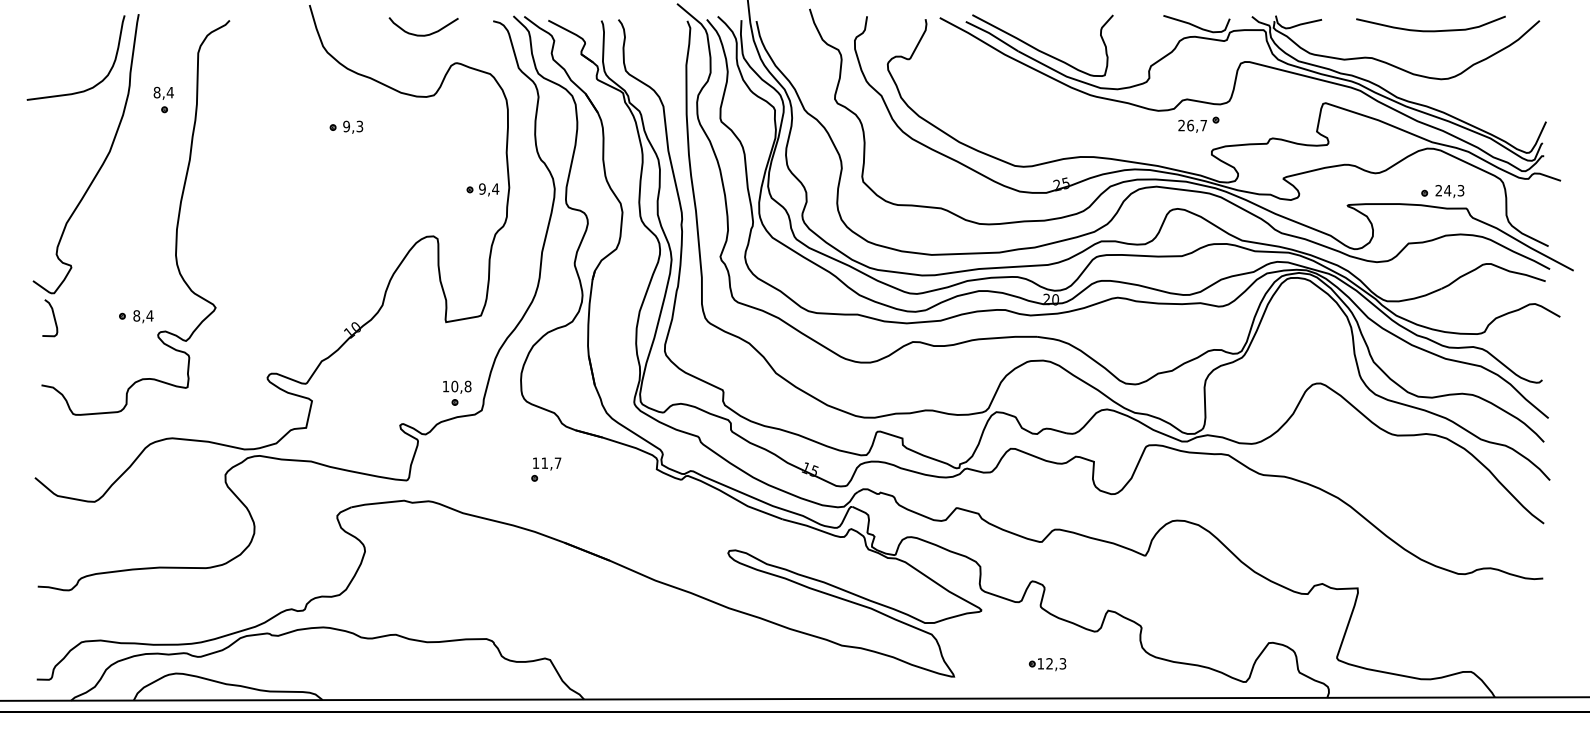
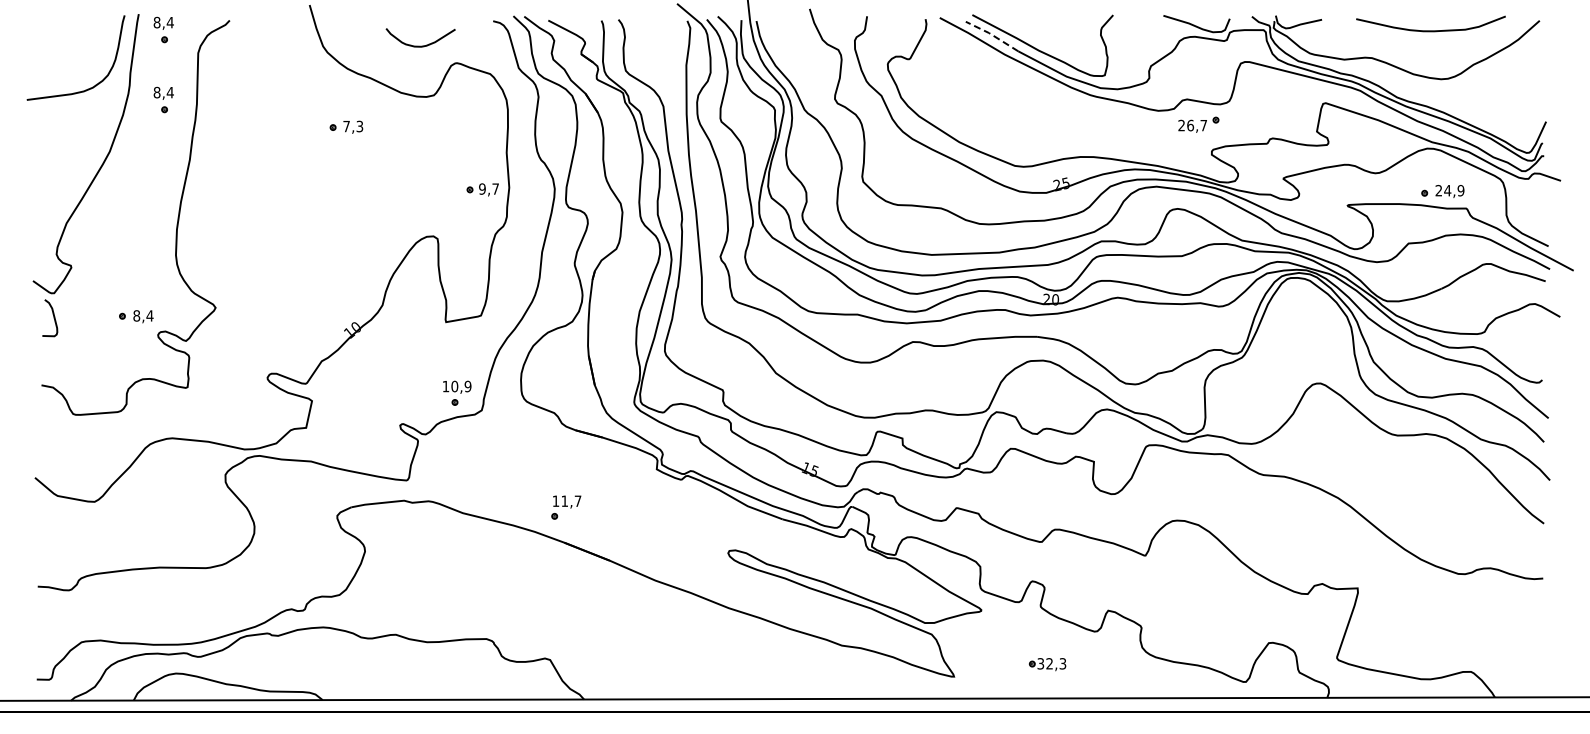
part: none -> present (163, 29)
curve position: (423, 34) -> (420, 45) (420, 45)
line: solid -> dashed (992, 35)
text: 9,3 -> 7,3 (346, 126)
text: 9,4 -> 9,7 (495, 188)
text: 24,3 -> 24,9 (1460, 190)
text: 10,8 -> 10,9 (467, 386)
part position: (546, 469) -> (566, 507) (566, 507)
text: 12,3 -> 32,3 (1040, 663)
